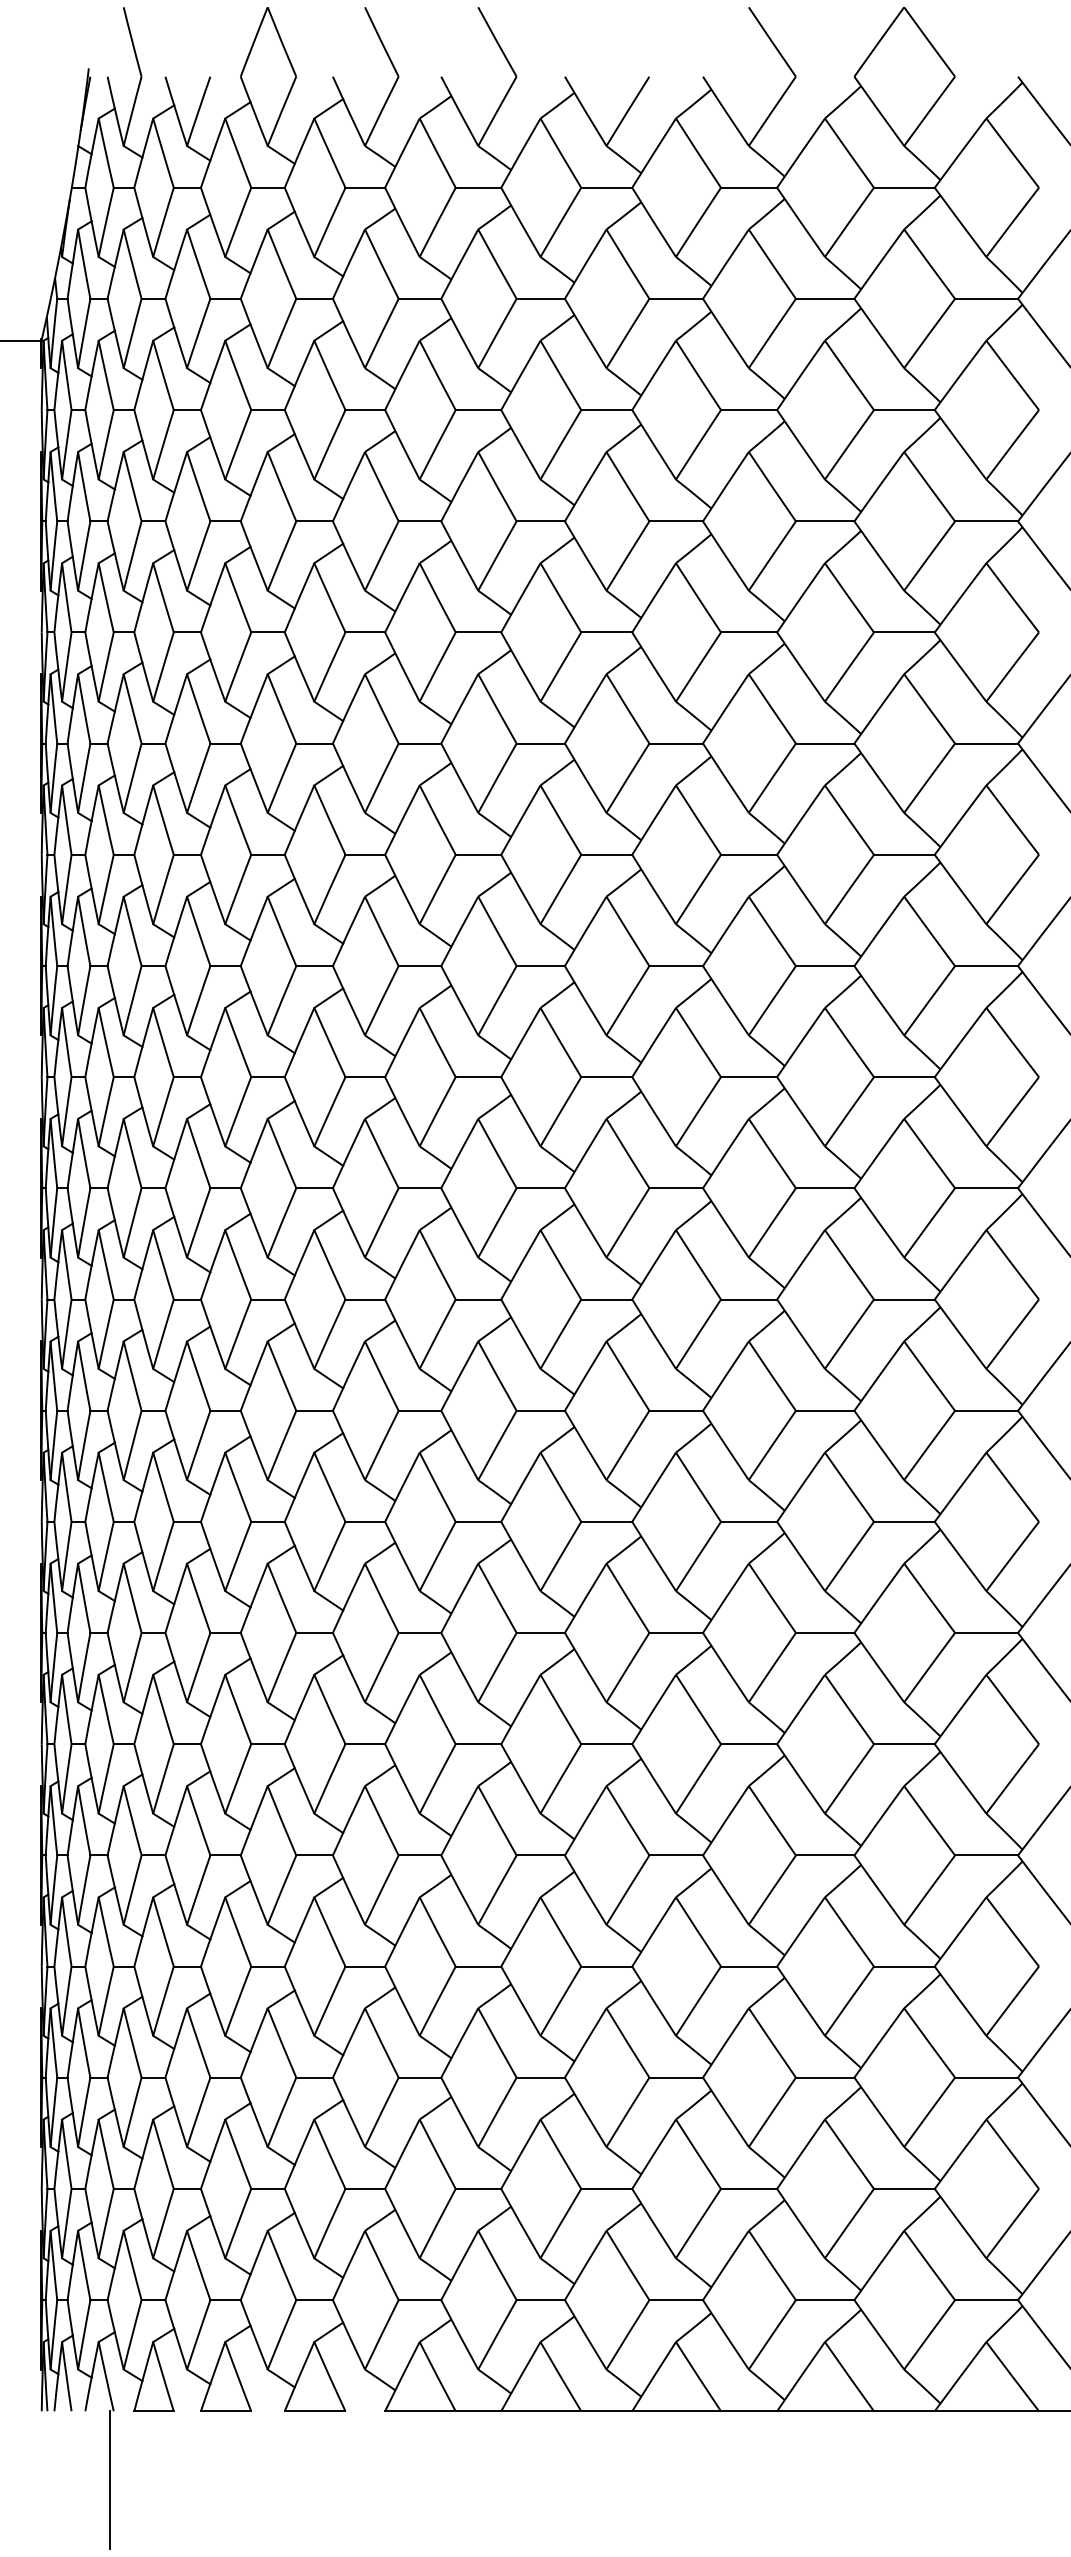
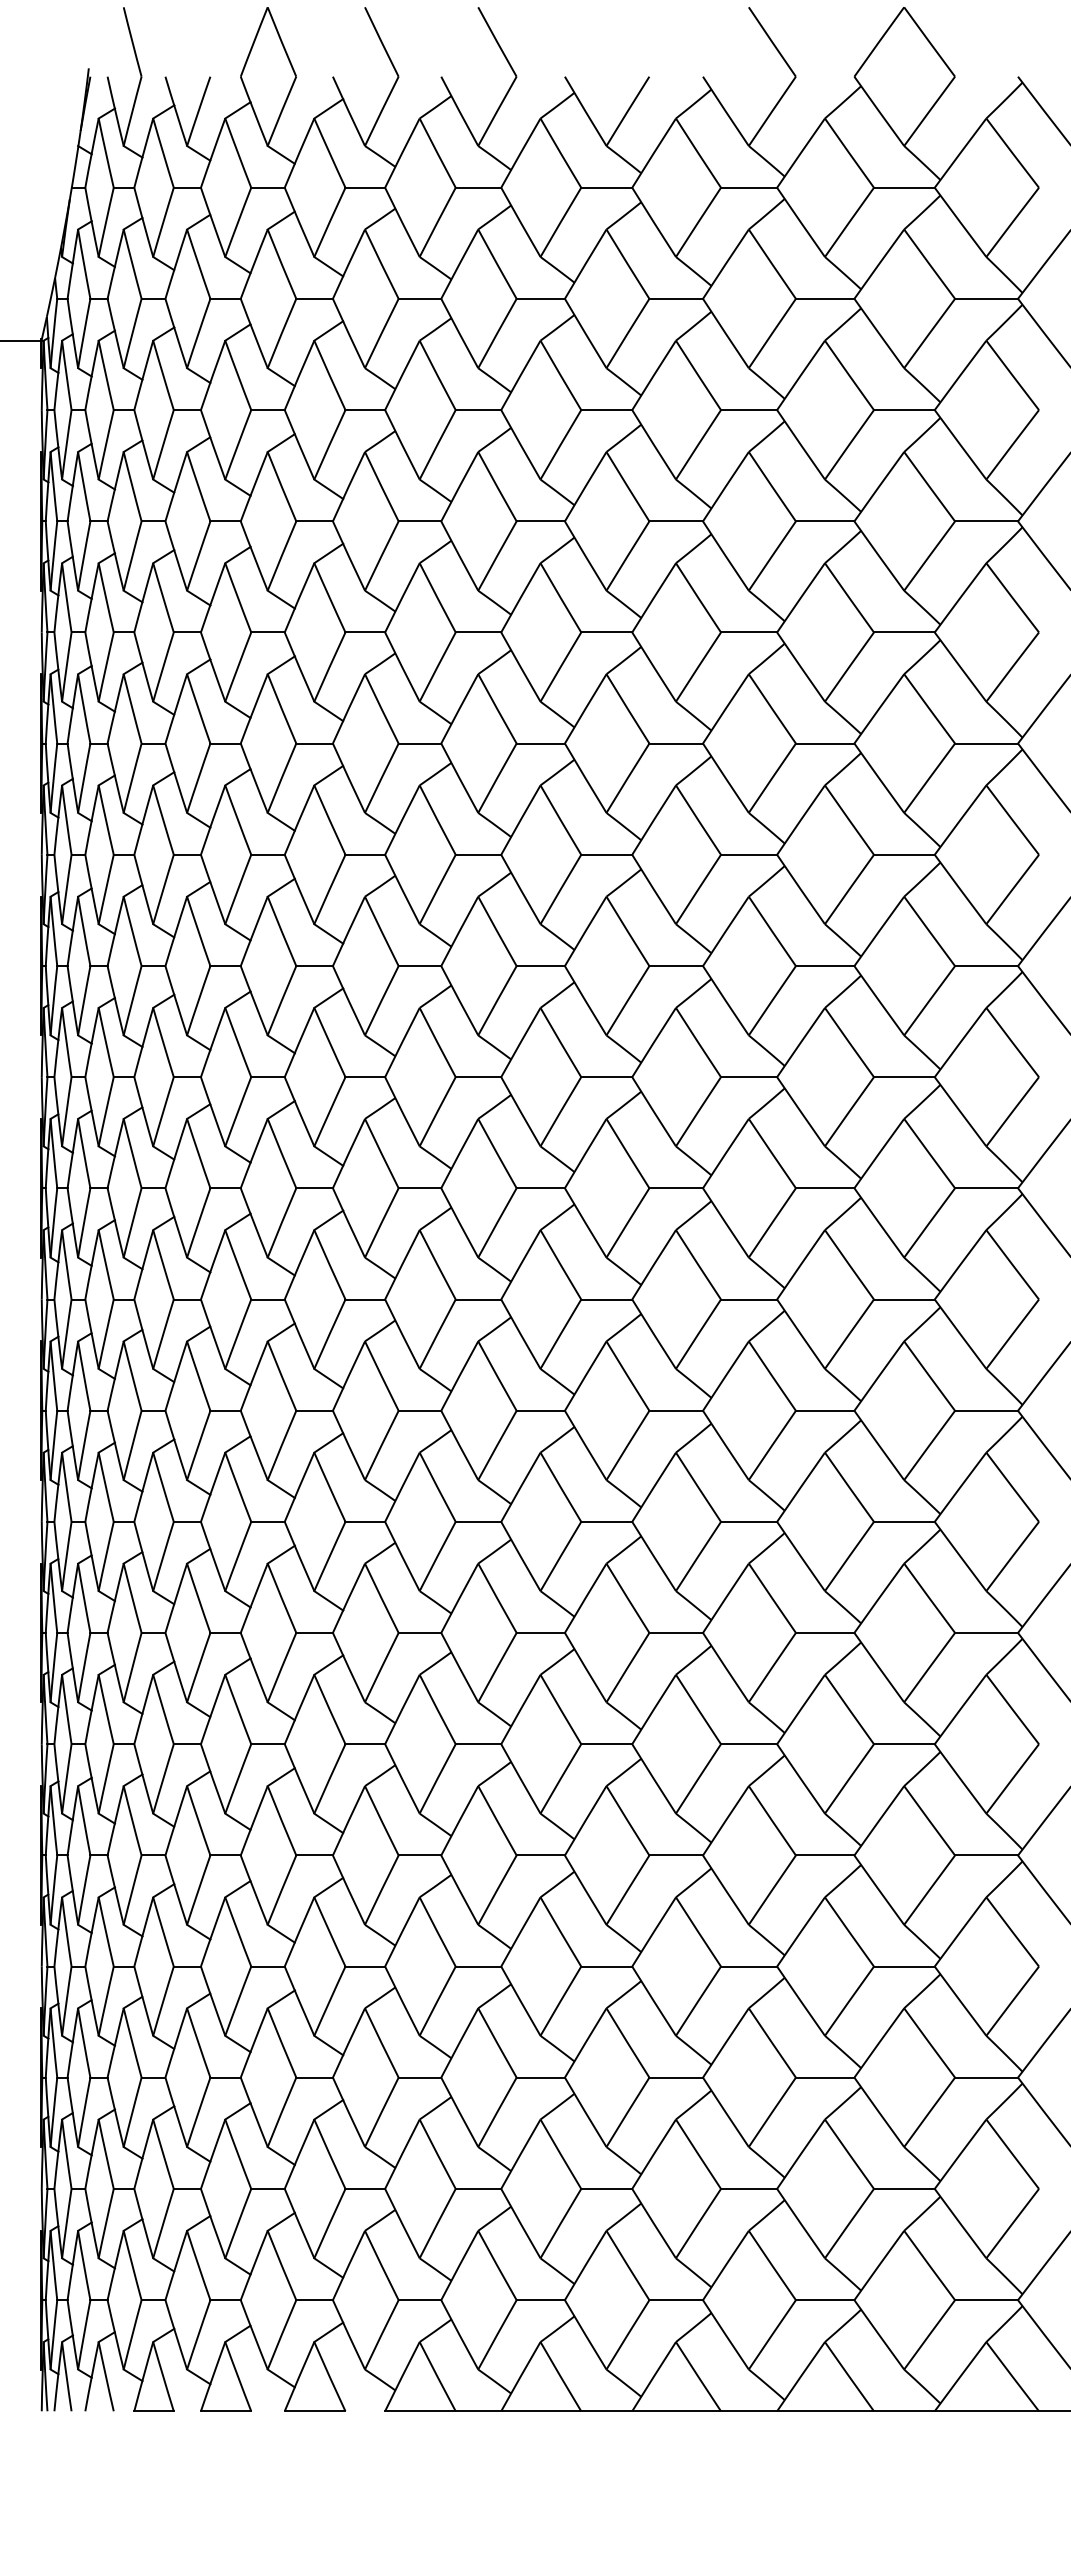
line: present -> none (110, 2480)
